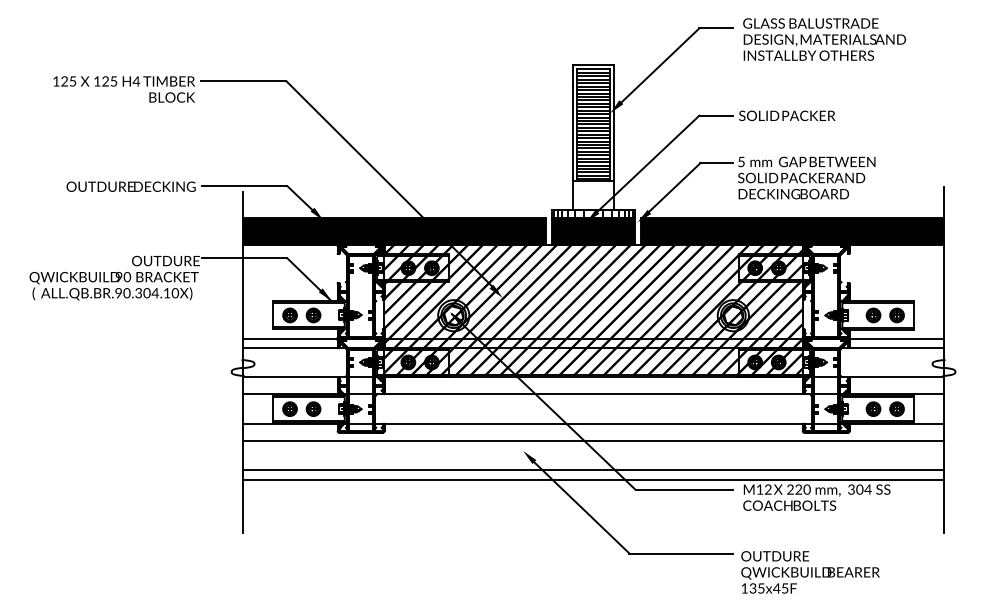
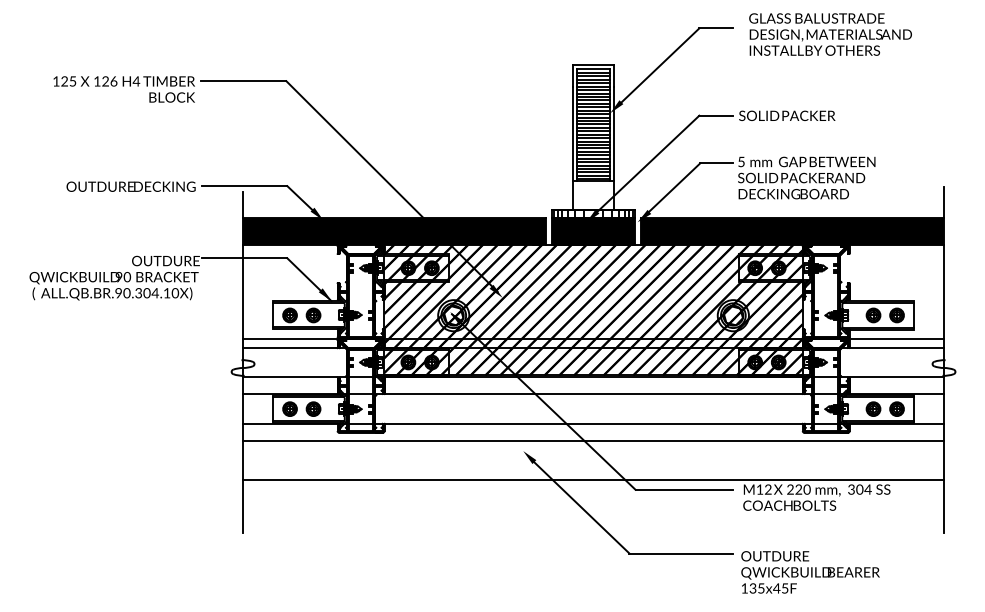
text position: (824, 39) -> (830, 34) (830, 34)
text: 125 -> 126 (113, 81)
line: present -> none (593, 470)
